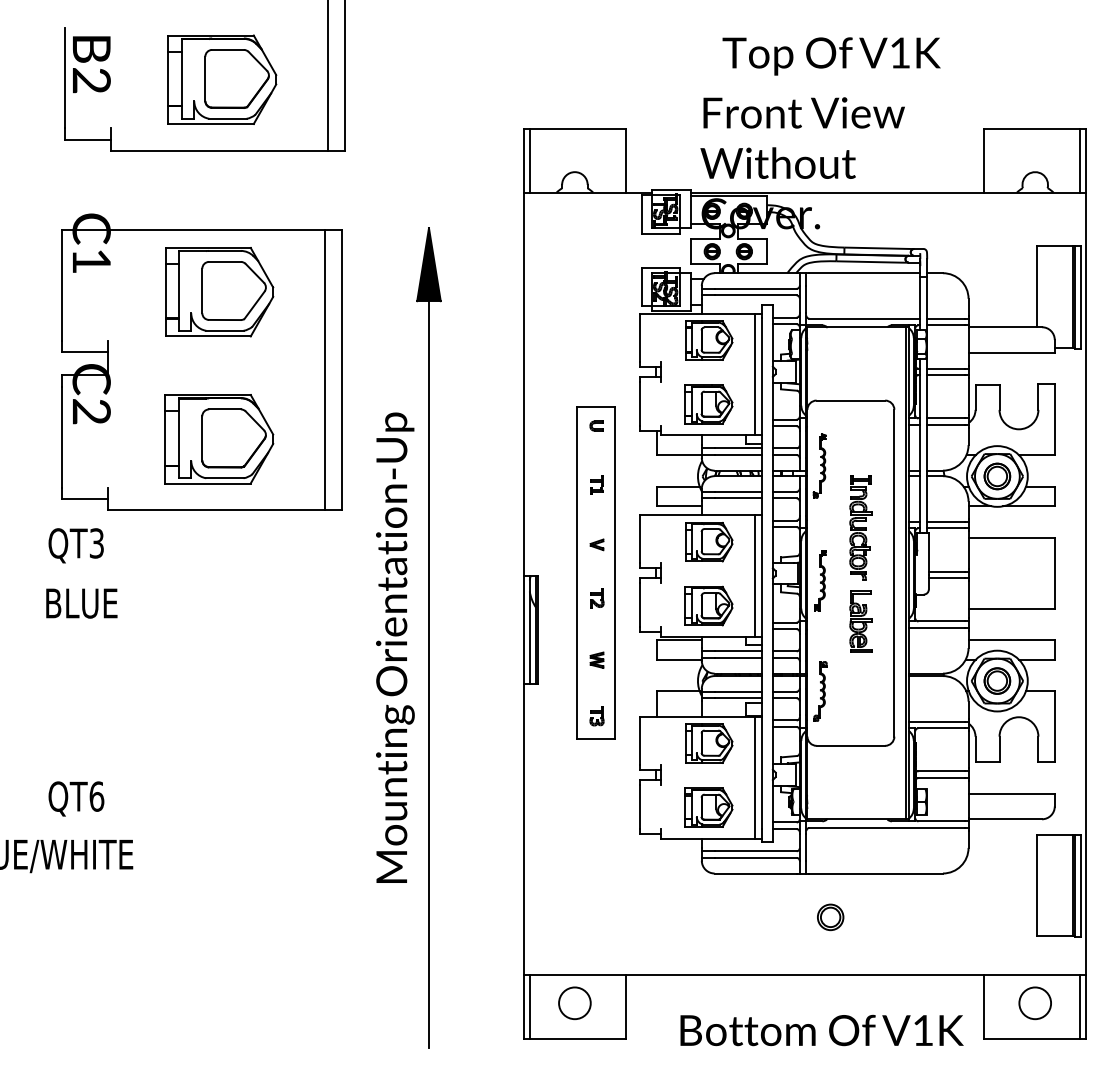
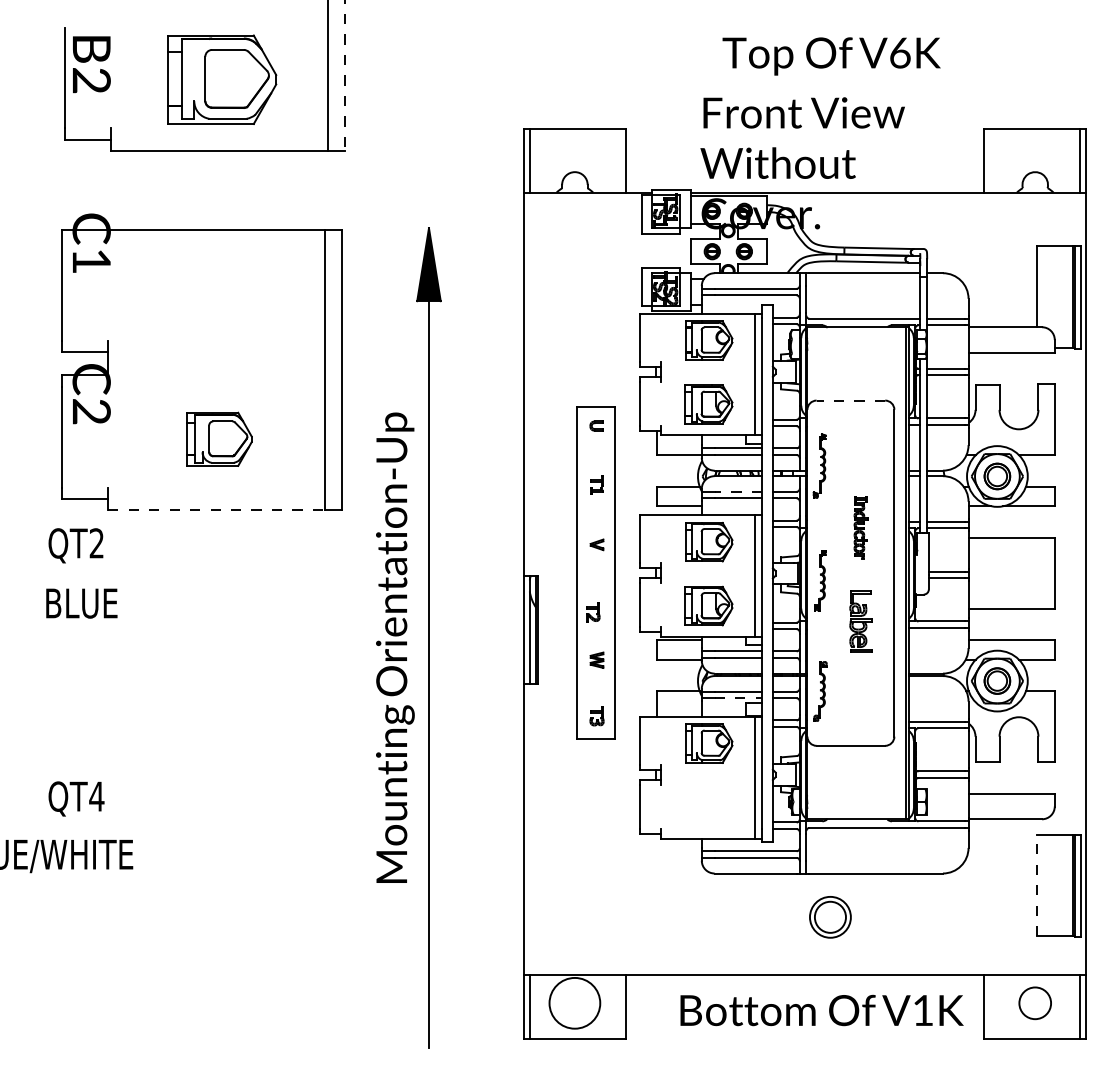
text: V1K -> V6K (900, 52)
line: solid -> dashed (344, 75)
part: present -> none (219, 292)
line: solid -> dashed (850, 400)
part size: 111x91 px -> 67x56 px (219, 438)
line: solid -> dashed (738, 491)
line: solid -> dashed (217, 510)
part size: 24x106 px -> 16x64 px (860, 527)
text: QT3 -> QT2 (96, 543)
part position: (597, 598) -> (593, 612) (593, 612)
line: solid -> dashed (738, 698)
text: QT6 -> QT4 (96, 796)
part: present -> none (708, 807)
line: solid -> dashed (1036, 885)
part size: 28x29 px -> 43x43 px (830, 917)
circle diameter: 32 px -> 51 px (574, 1002)
text position: (821, 1030) -> (821, 1010) (821, 1010)
